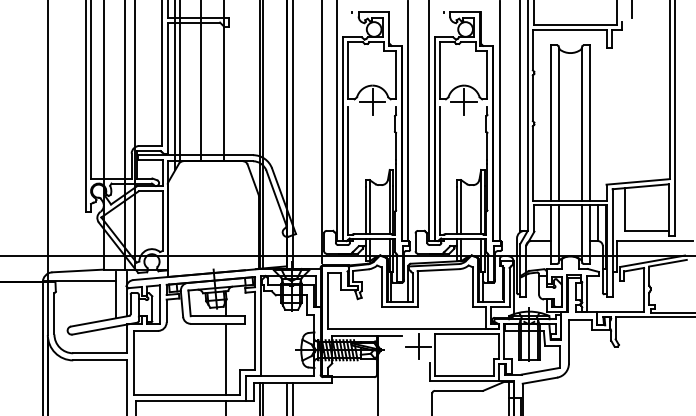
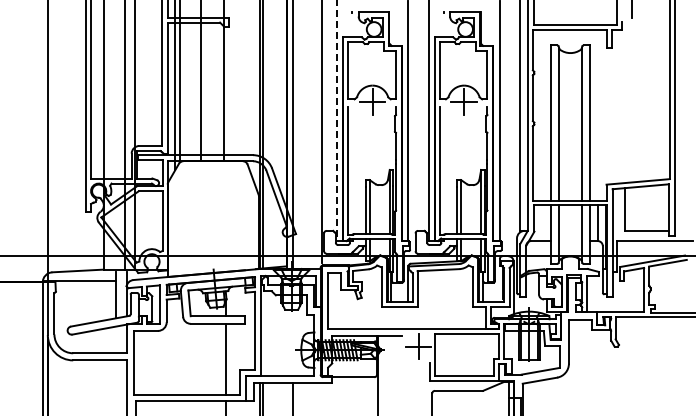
line: solid -> dashed (337, 121)
line: present -> none (286, 397)
